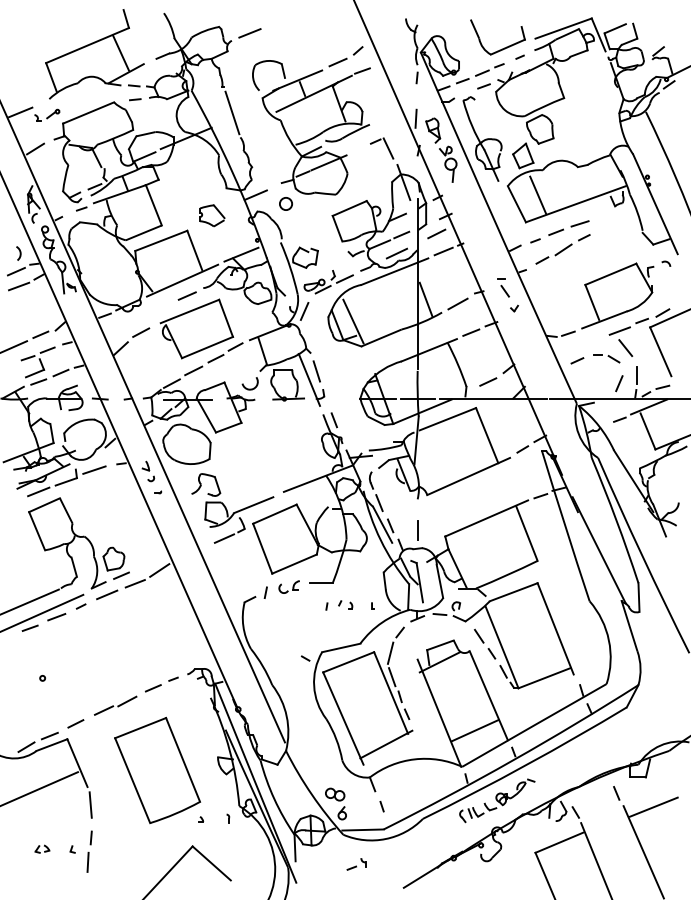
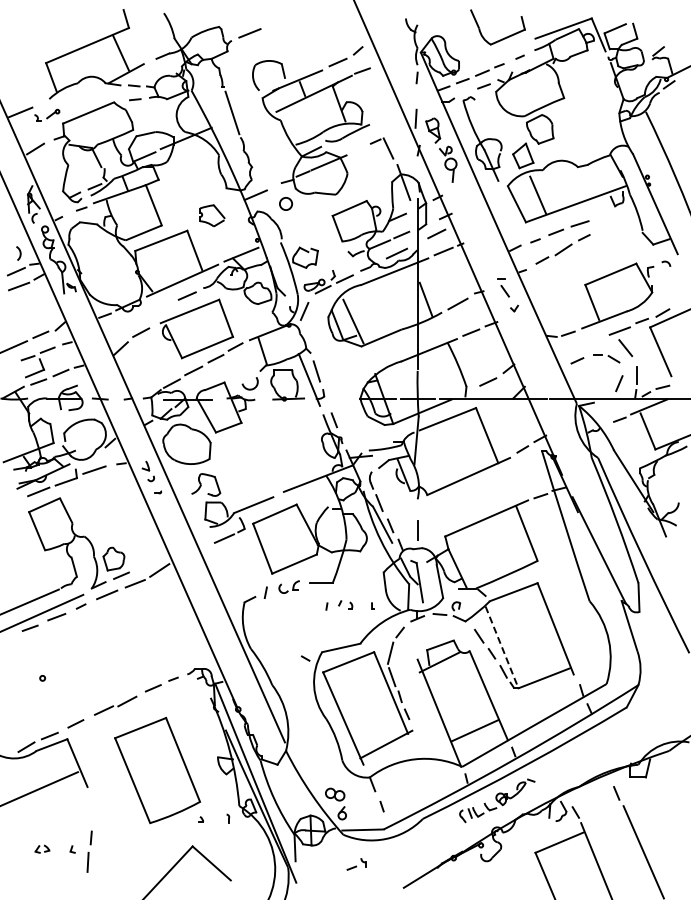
part position: (502, 48) -> (502, 38) (502, 38)
line: solid -> dashed (502, 647)
line: present -> none (90, 804)
line: present -> none (653, 806)
